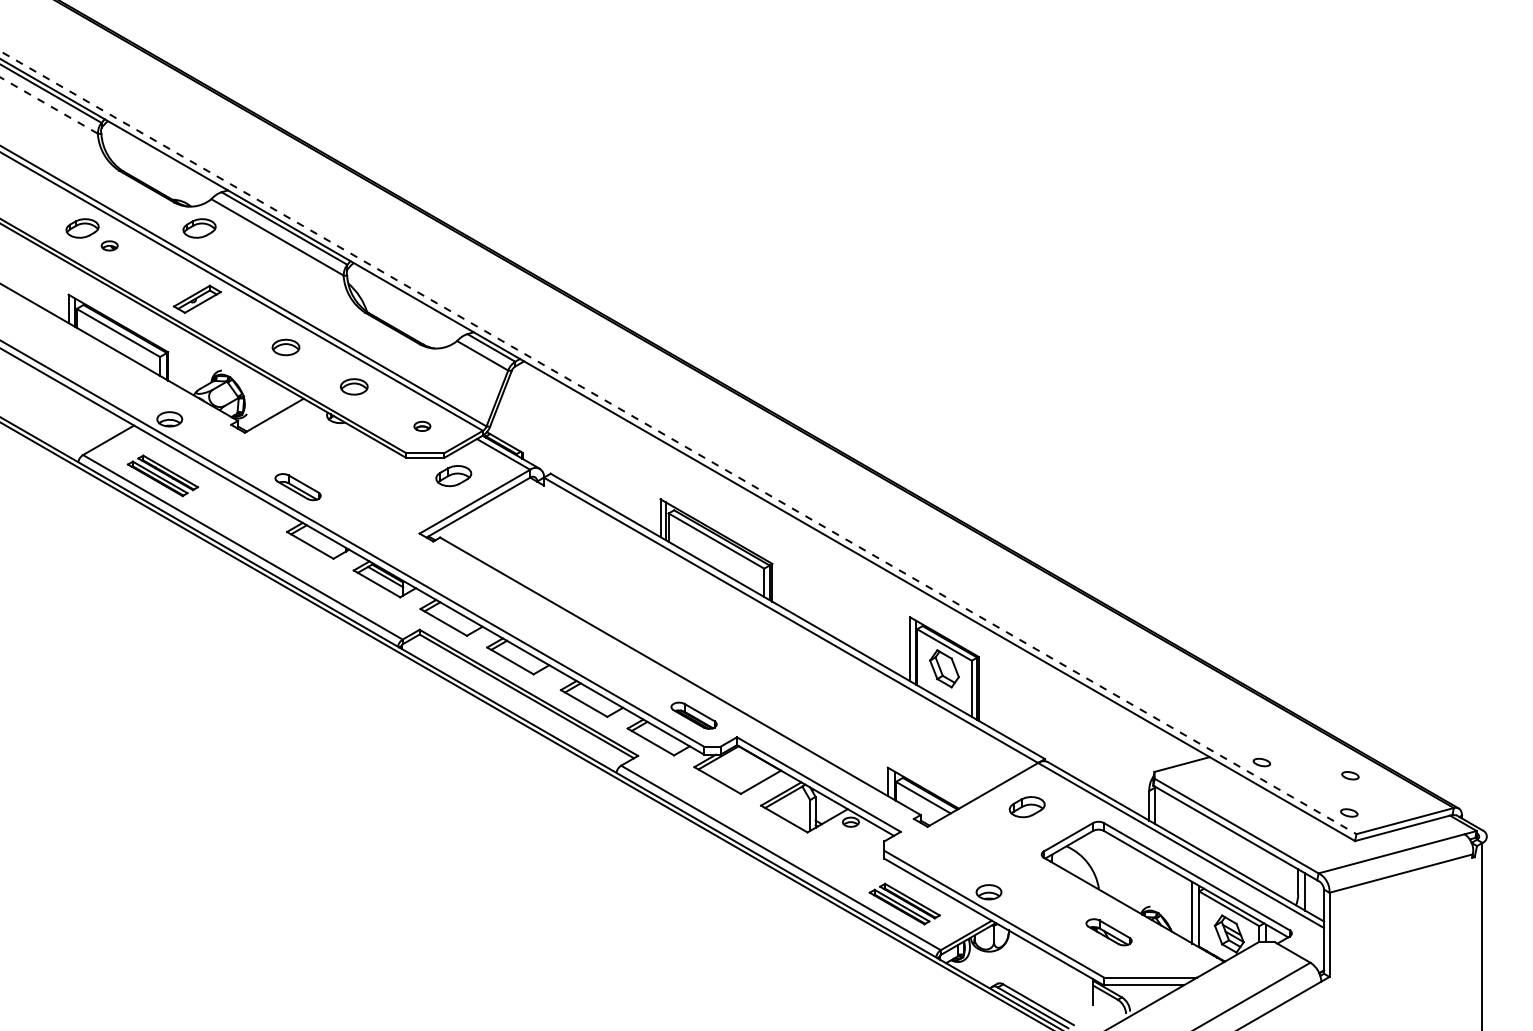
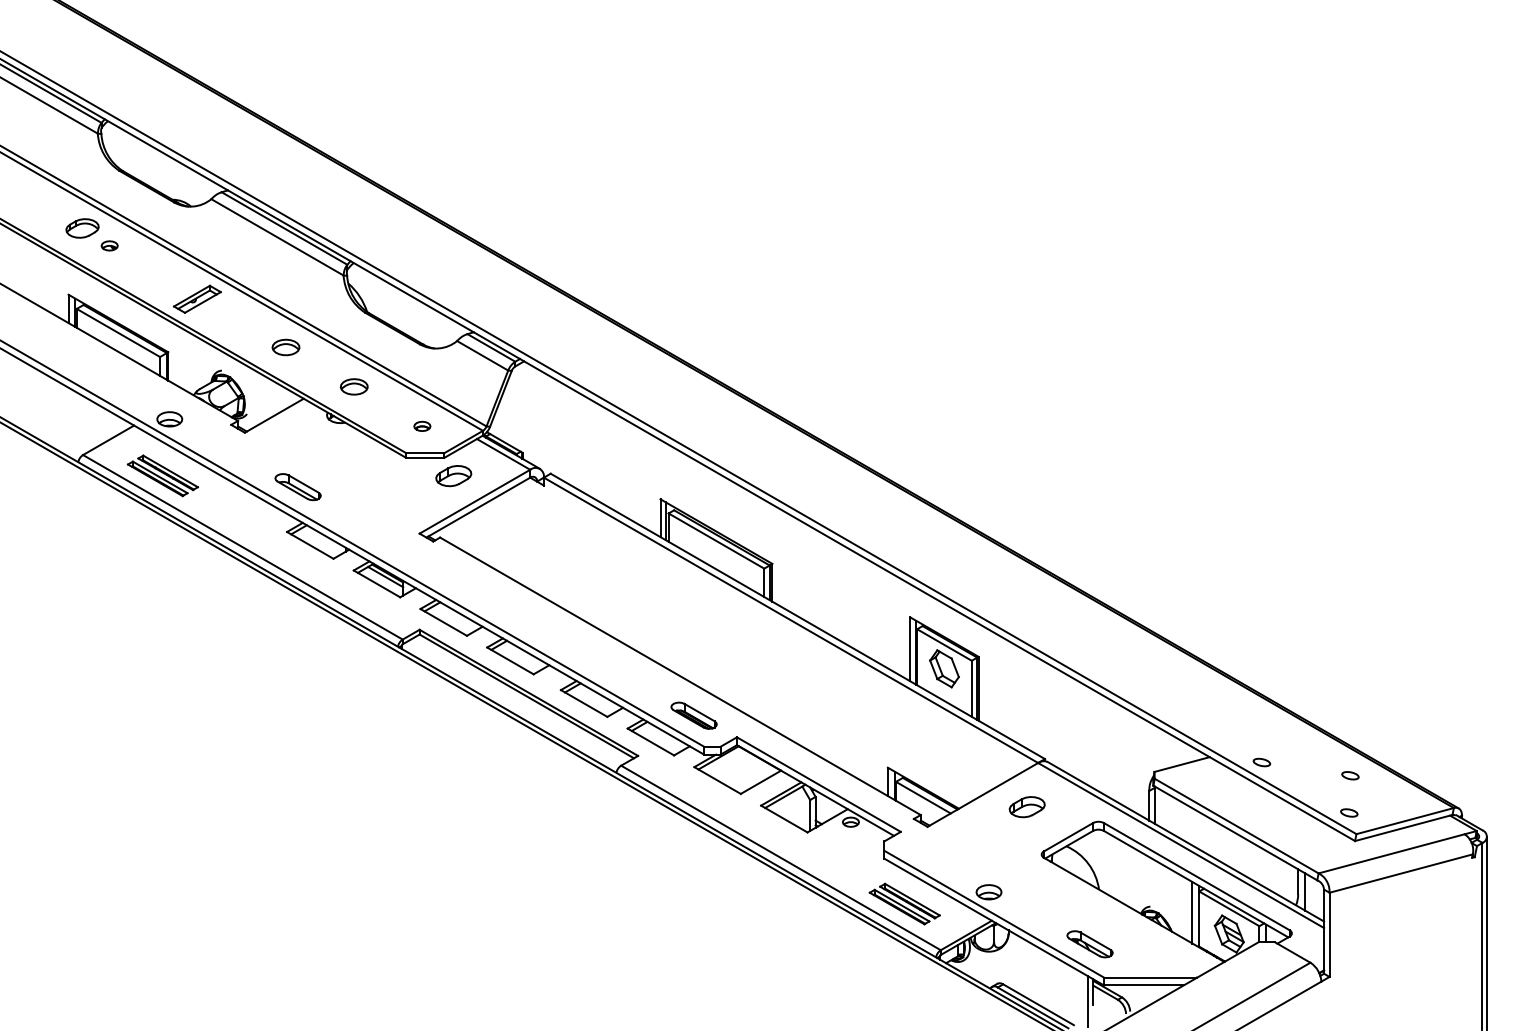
line: dashed -> solid (48, 105)
part: present -> none (199, 228)
line: dashed -> solid (678, 442)
line: none -> present (1487, 931)
part position: (1108, 932) -> (1089, 944) (1089, 944)
line: none -> present (1087, 1001)
